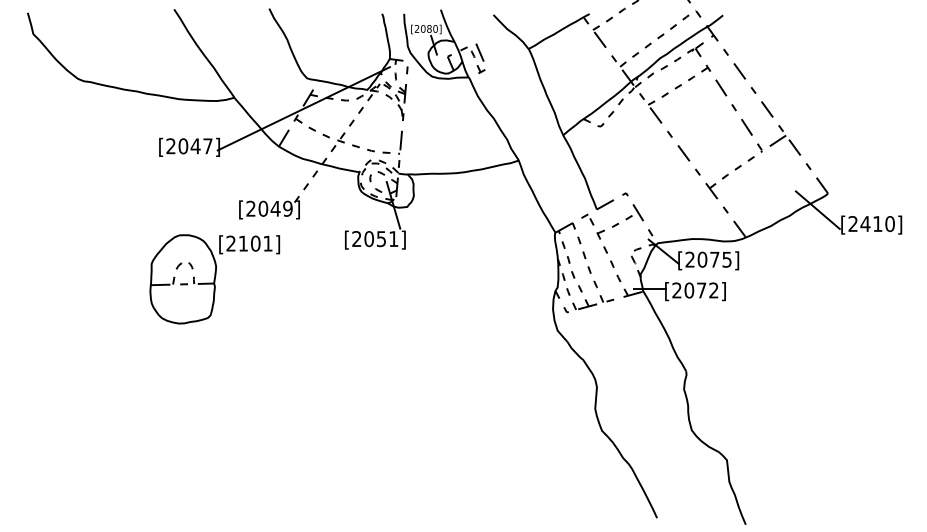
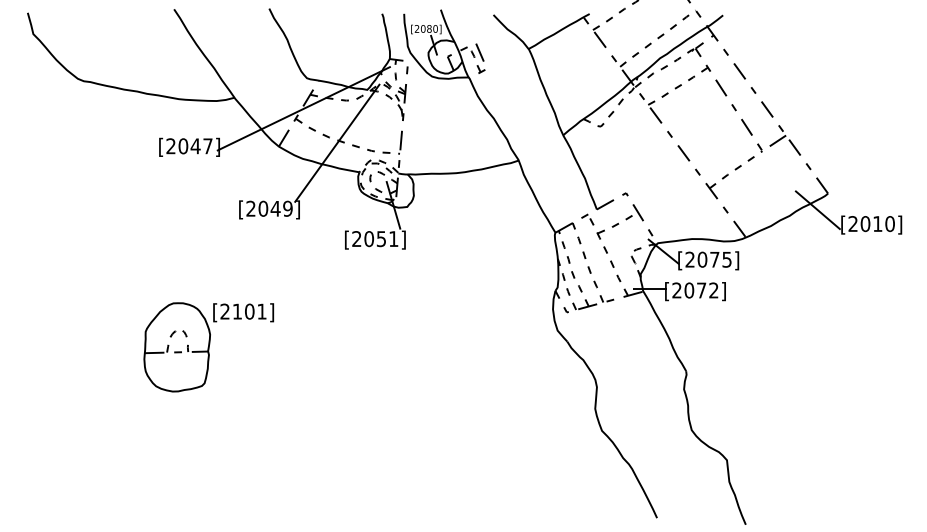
line: dashed -> solid (337, 142)
text: [2410] -> [2010] (865, 224)
part position: (214, 279) -> (208, 347) (208, 347)
